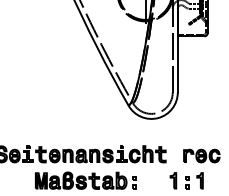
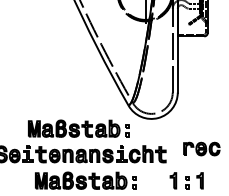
part: none -> present (78, 128)
part position: (201, 155) -> (201, 148) (201, 148)
